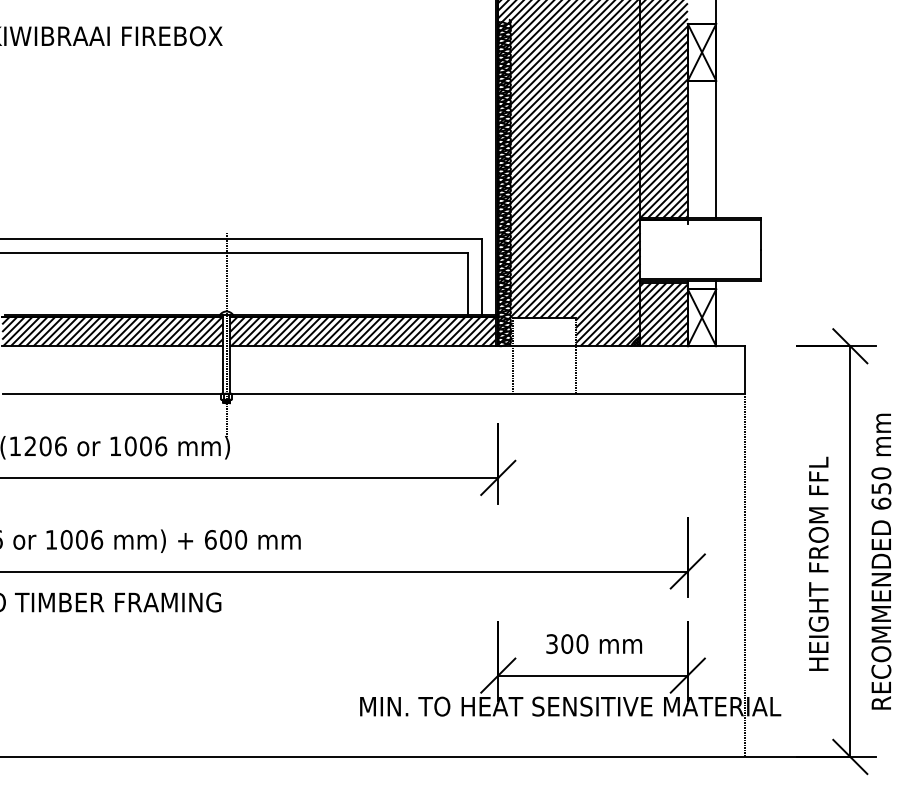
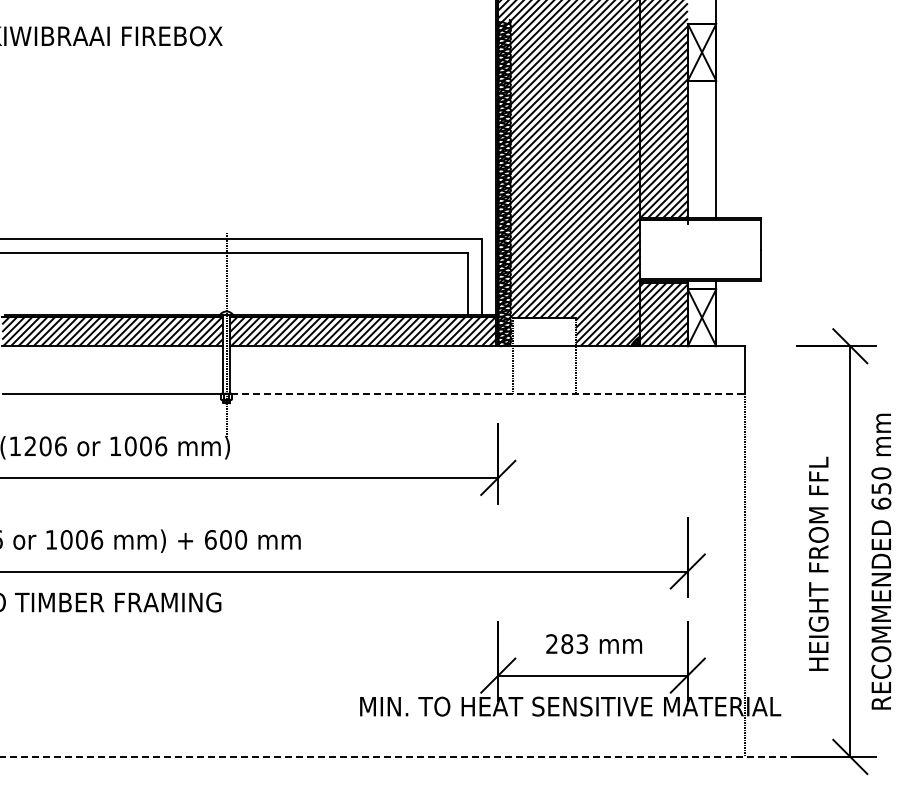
line: solid -> dashed (487, 393)
text: 300 -> 283 (567, 644)
line: solid -> dashed (399, 756)
